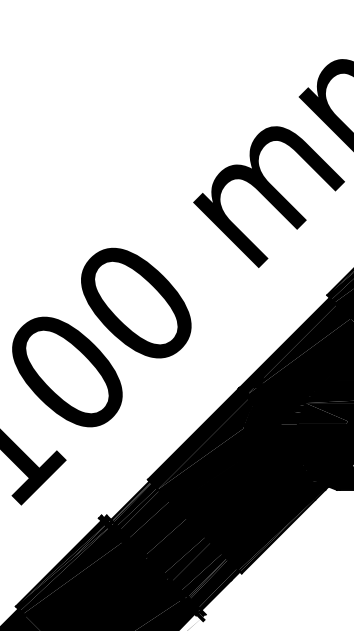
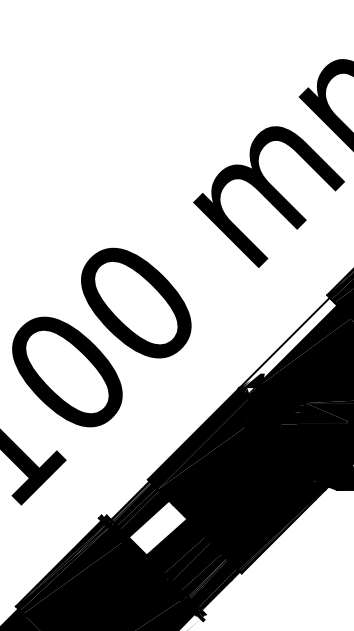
fill: present -> none (287, 346)
fill: present -> none (157, 527)
